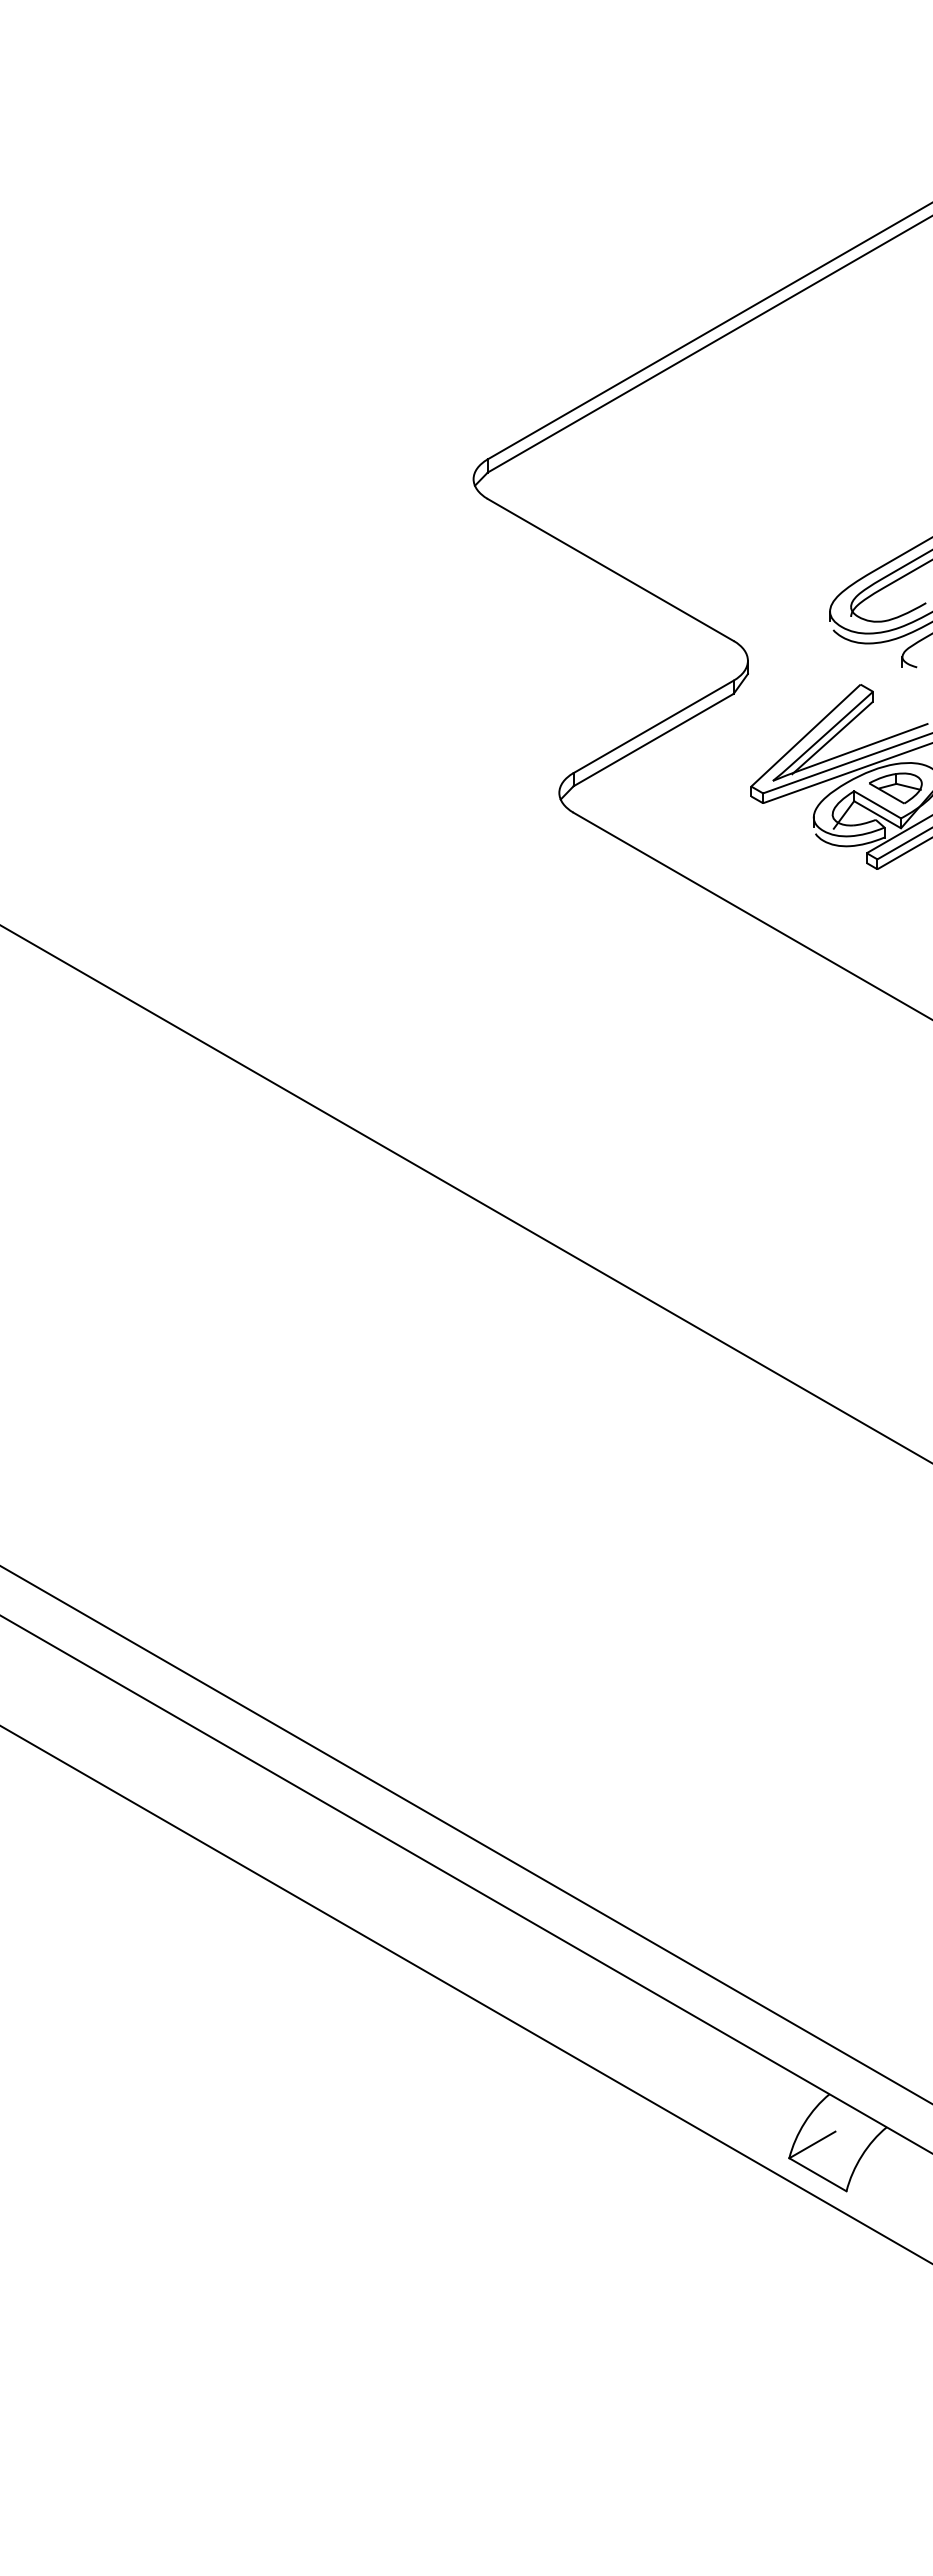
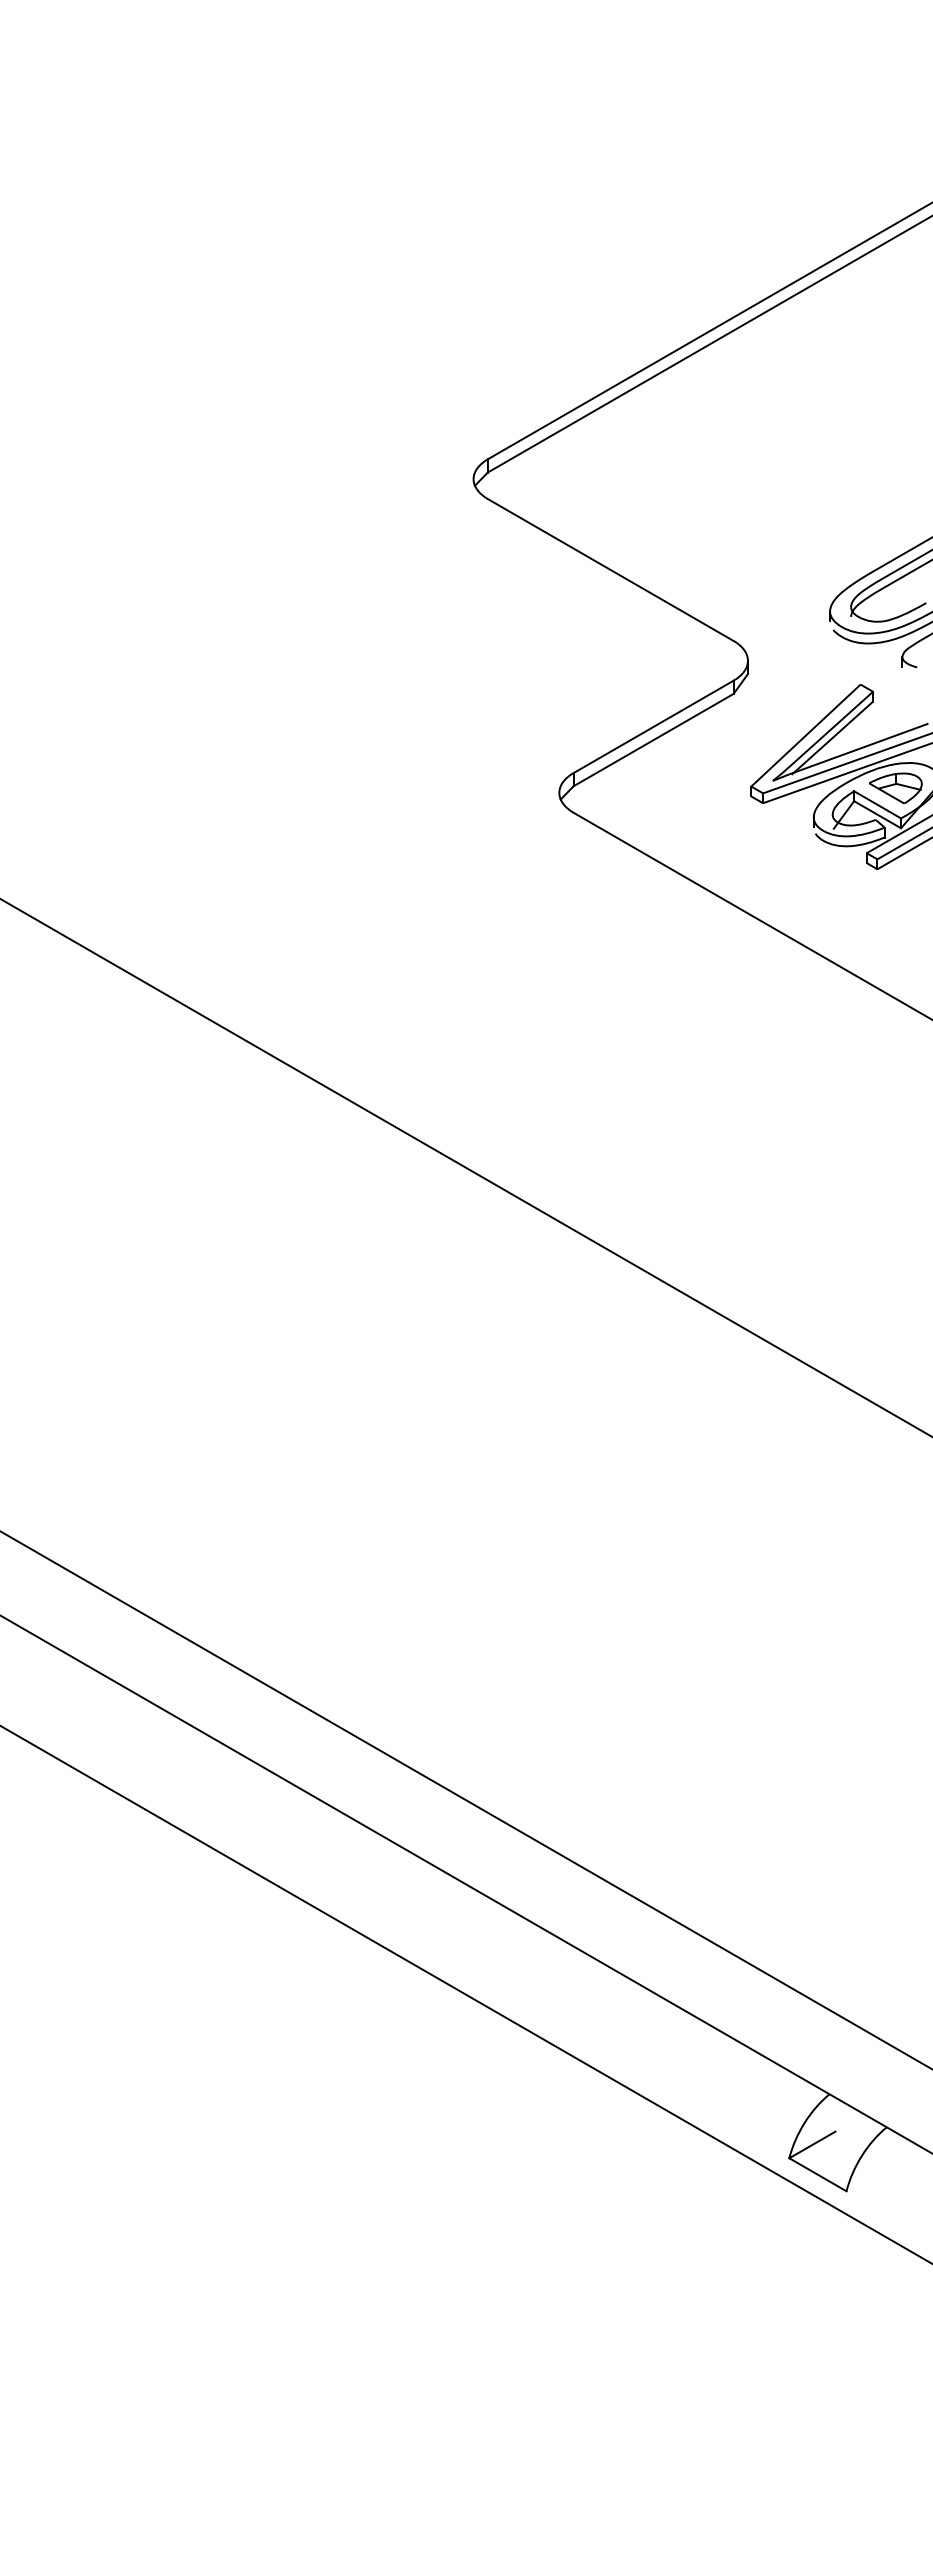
line position: (465, 1193) -> (465, 1167) (465, 1167)
line position: (465, 1834) -> (465, 1799) (465, 1799)
